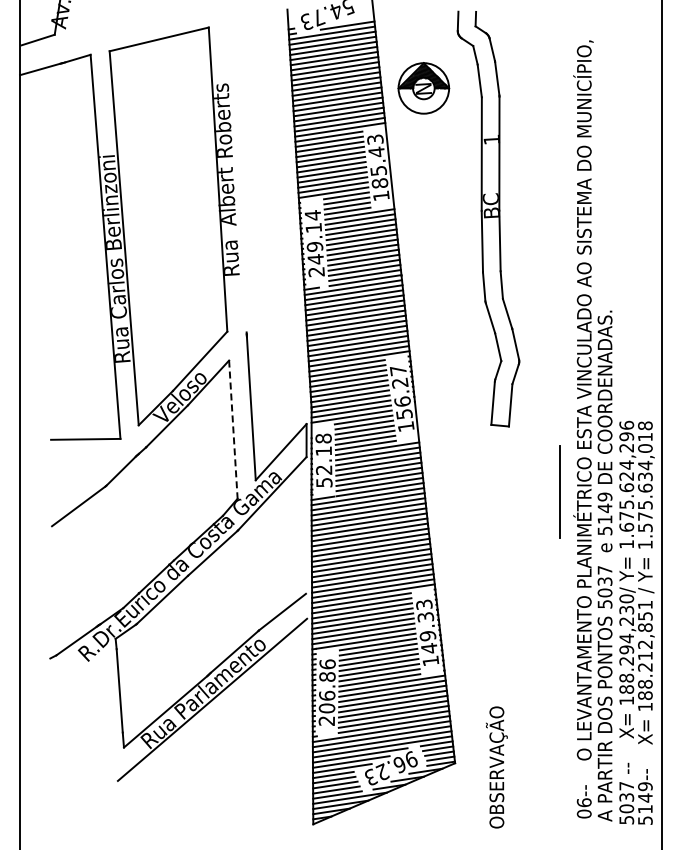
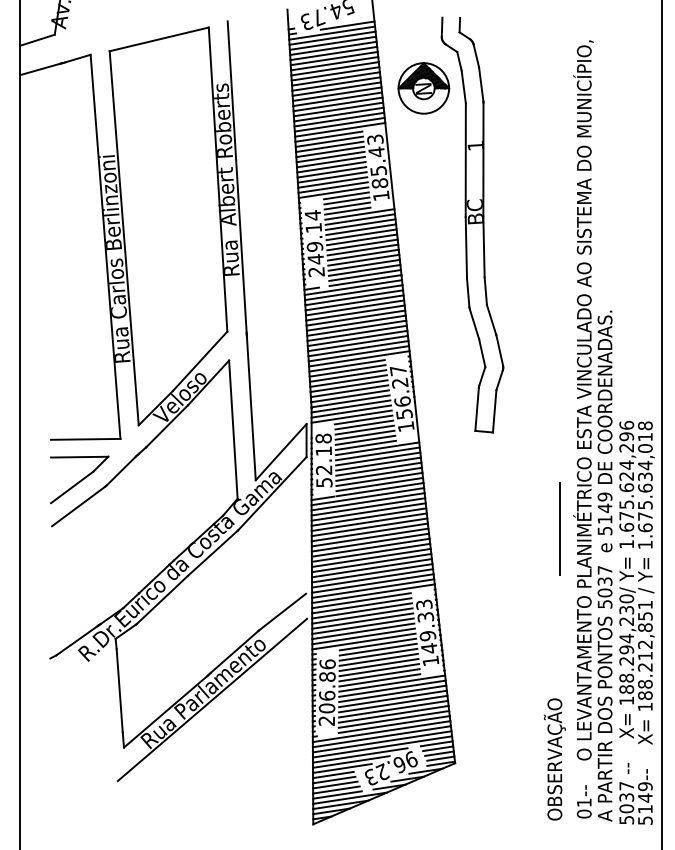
line: none -> present (236, 176)
part position: (488, 218) -> (472, 224) (472, 224)
line: dashed -> solid (233, 430)
part: none -> present (79, 479)
line position: (559, 491) -> (559, 528) (559, 528)
text: 1.575.634,018 -> 1.675.634,018 (645, 527)
text position: (496, 767) -> (554, 759) (554, 759)
text: 06-- -> 01-- (583, 802)
